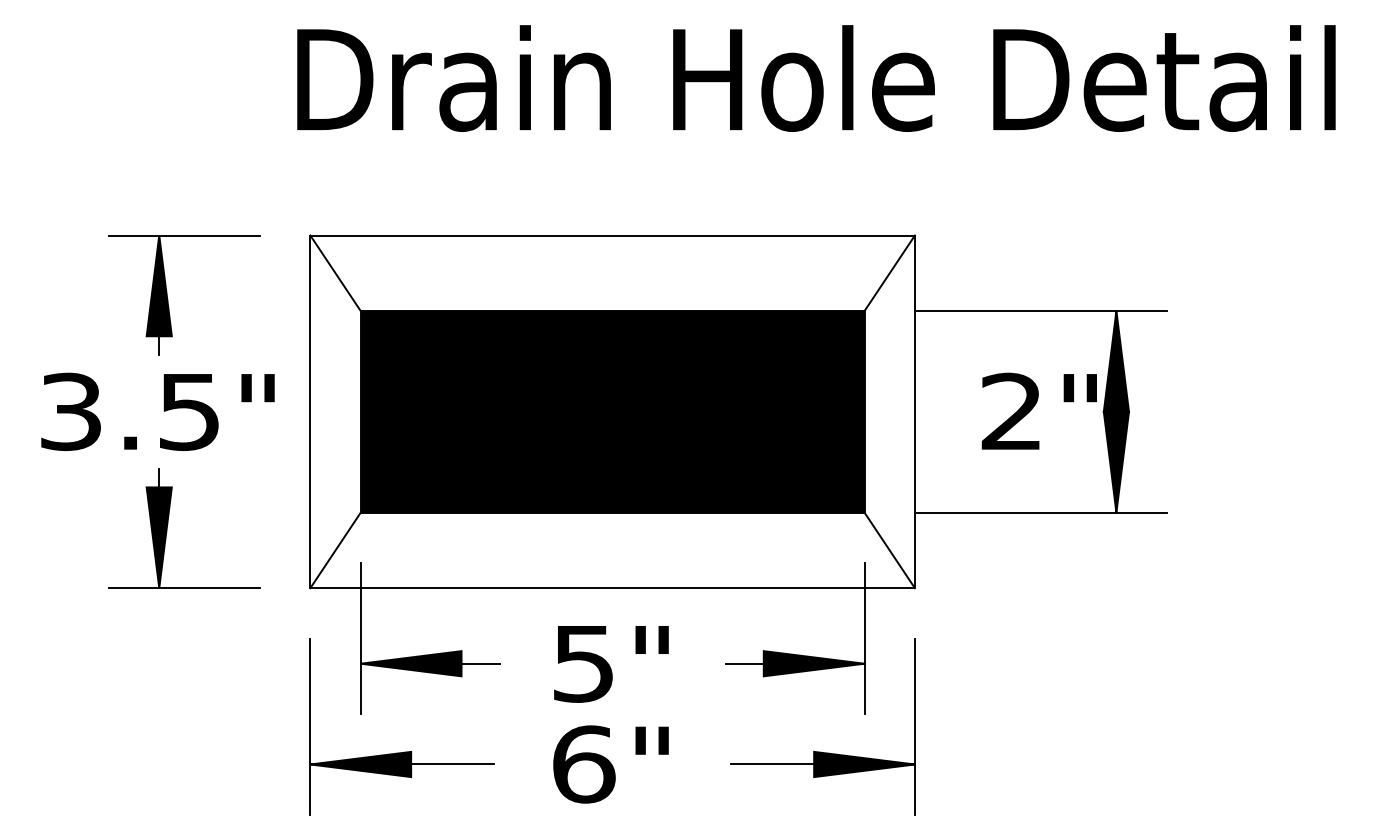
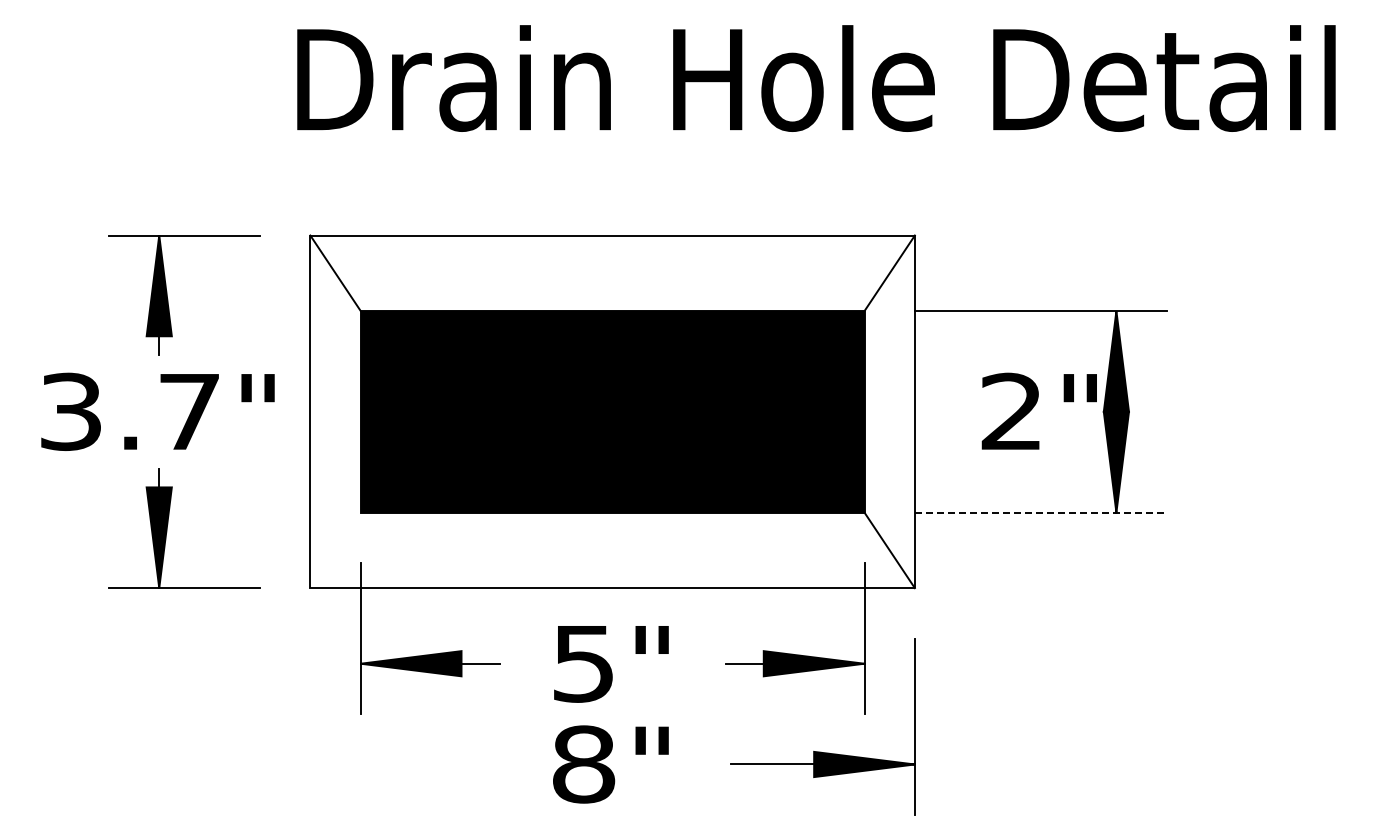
text: 3.5" -> 3.7" (189, 412)
line: solid -> dashed (1040, 512)
line: present -> none (335, 550)
part: present -> none (404, 751)
text: 6" -> 8" (584, 764)
